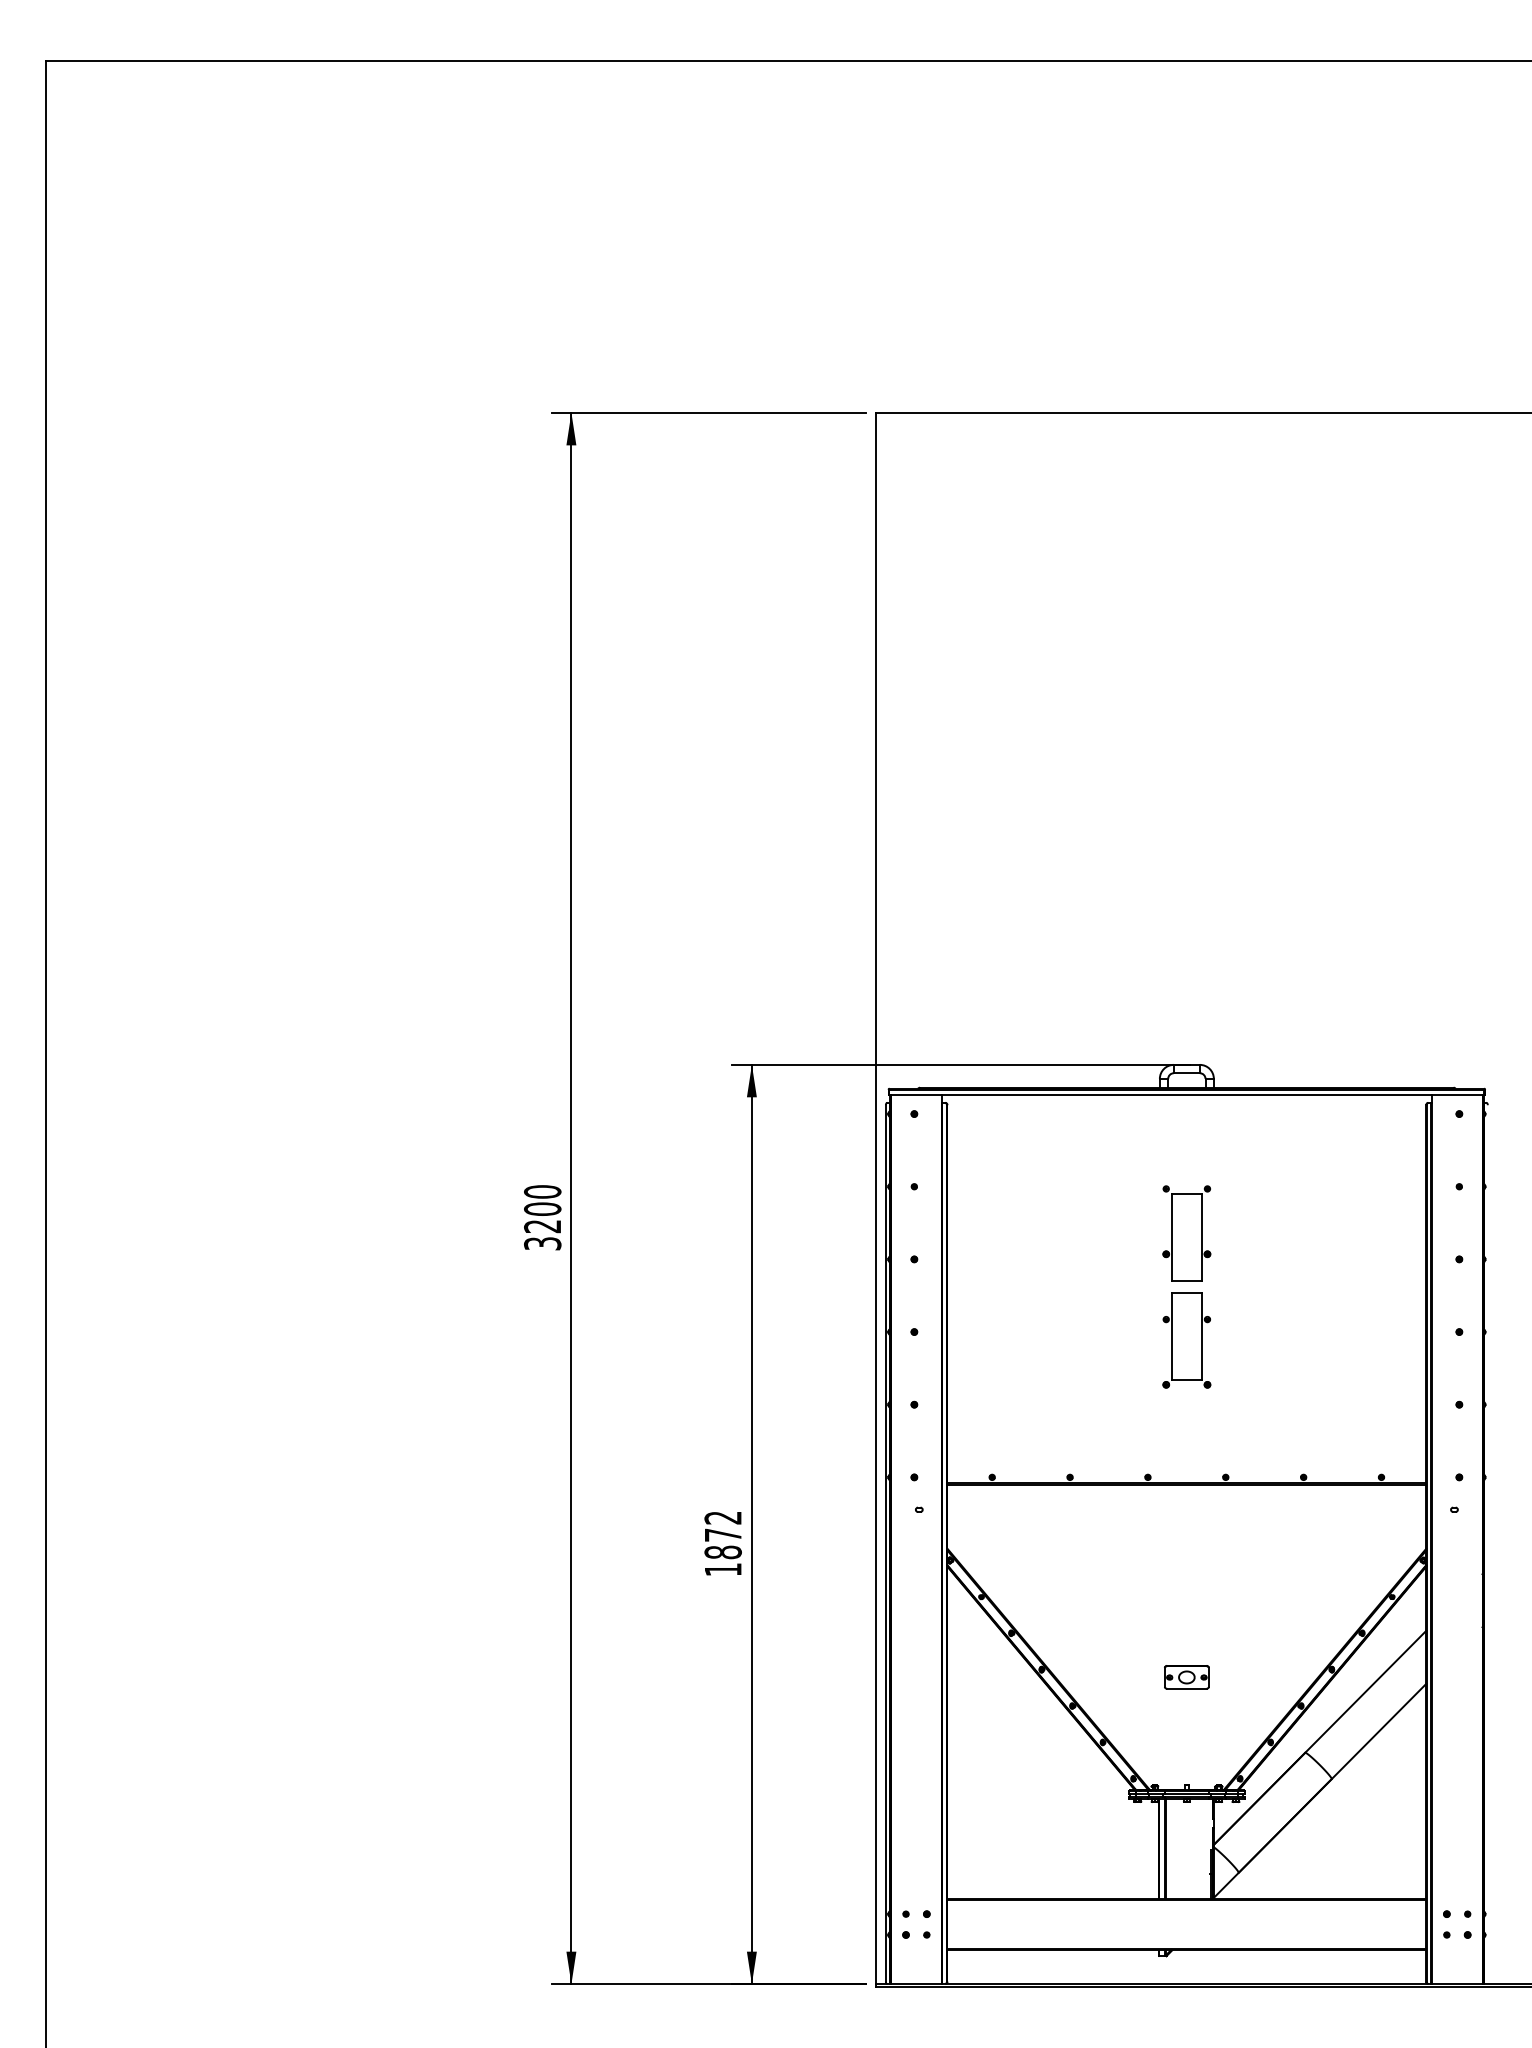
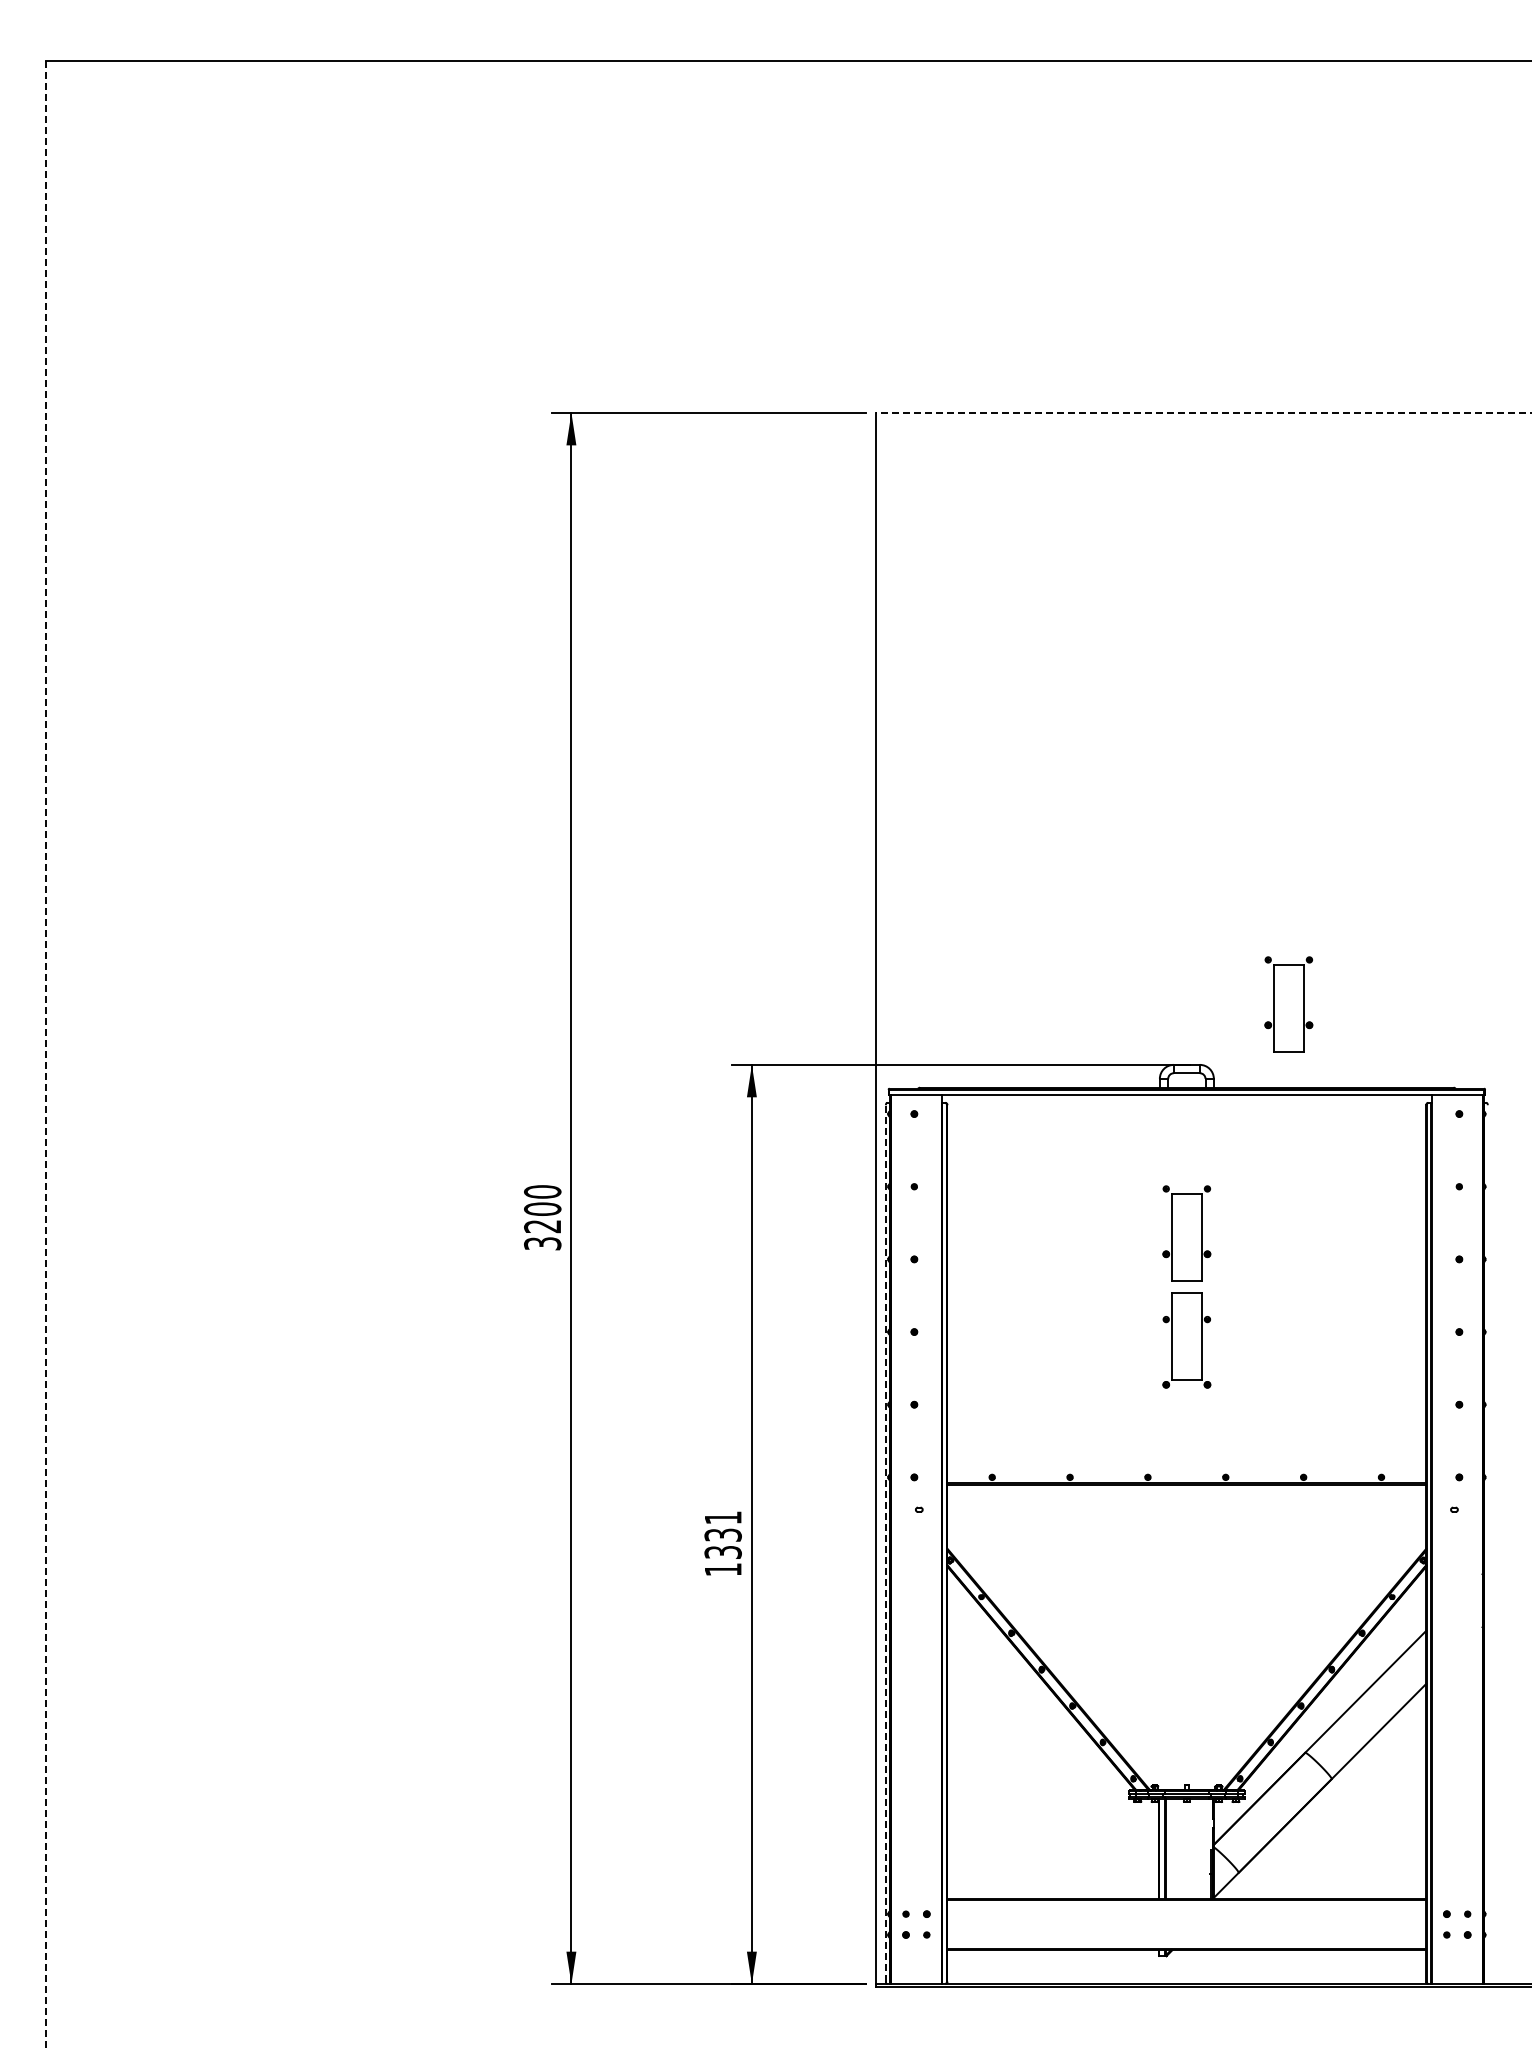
line: solid -> dashed (1203, 412)
part: none -> present (1288, 1004)
line: solid -> dashed (45, 1055)
text: 1872 -> 1331 (722, 1535)
line: solid -> dashed (885, 1542)
part: present -> none (1186, 1677)
